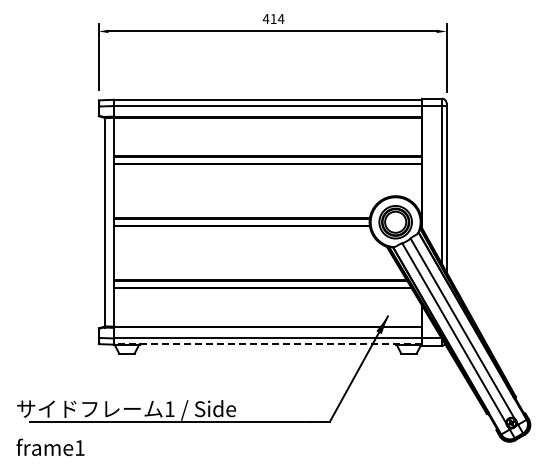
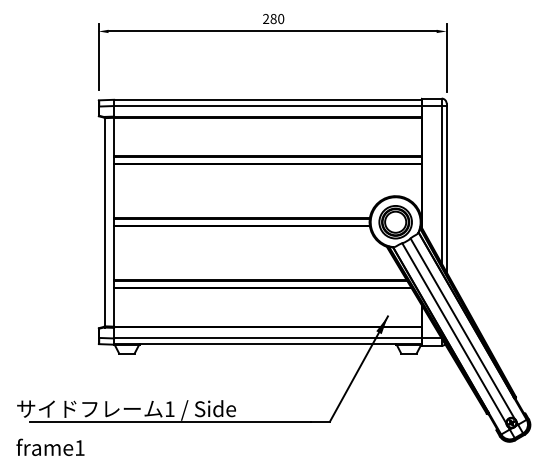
text: 414 -> 280 (273, 18)
line: dashed -> solid (267, 344)
